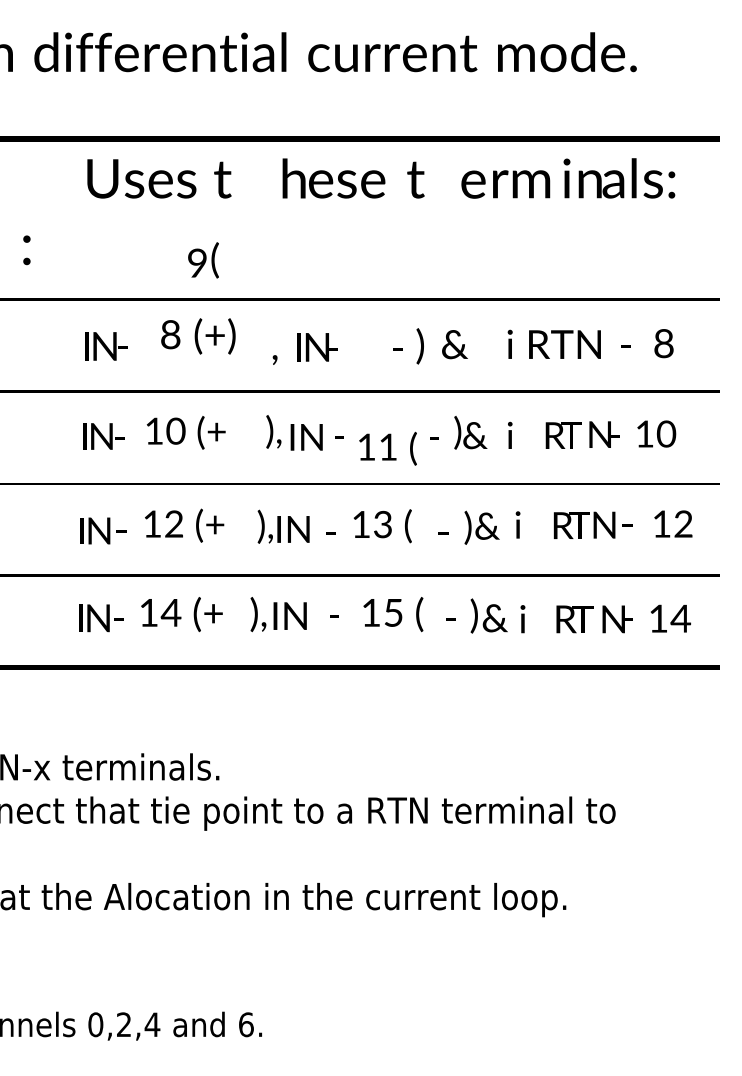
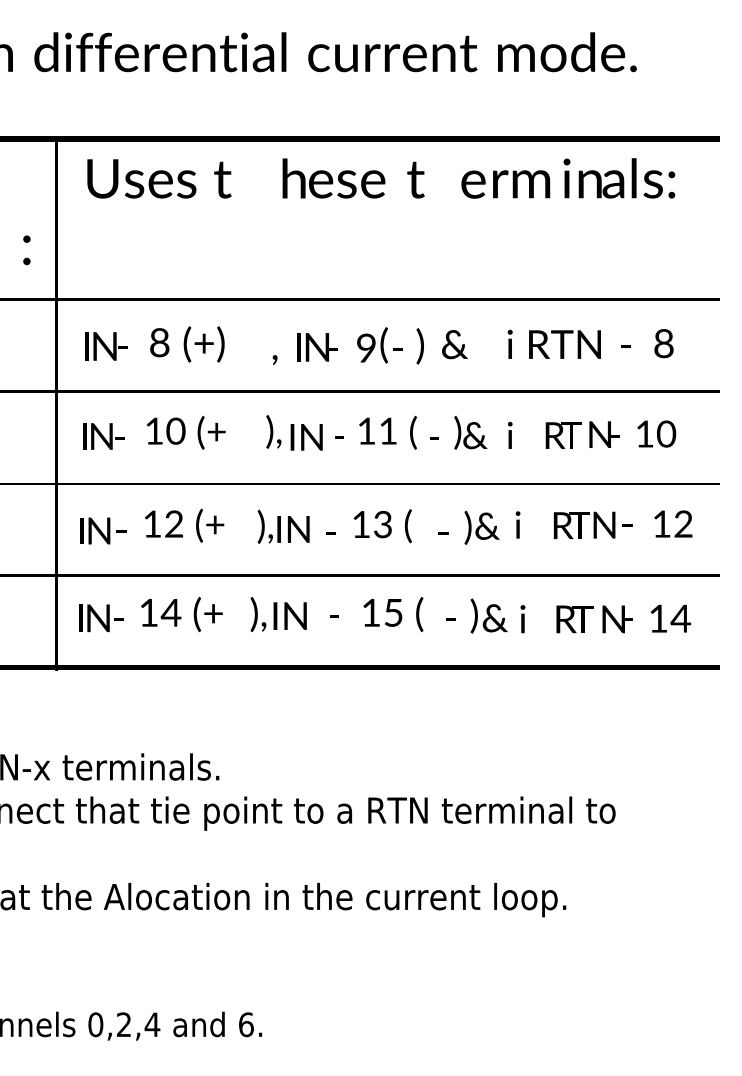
text position: (203, 260) -> (372, 345) (372, 345)
text position: (198, 336) -> (187, 344) (187, 344)
fill: none -> present (56, 402)
text position: (387, 448) -> (387, 432) (387, 432)
